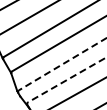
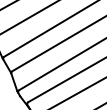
line: dashed -> solid (62, 64)
line: dashed -> solid (67, 79)
